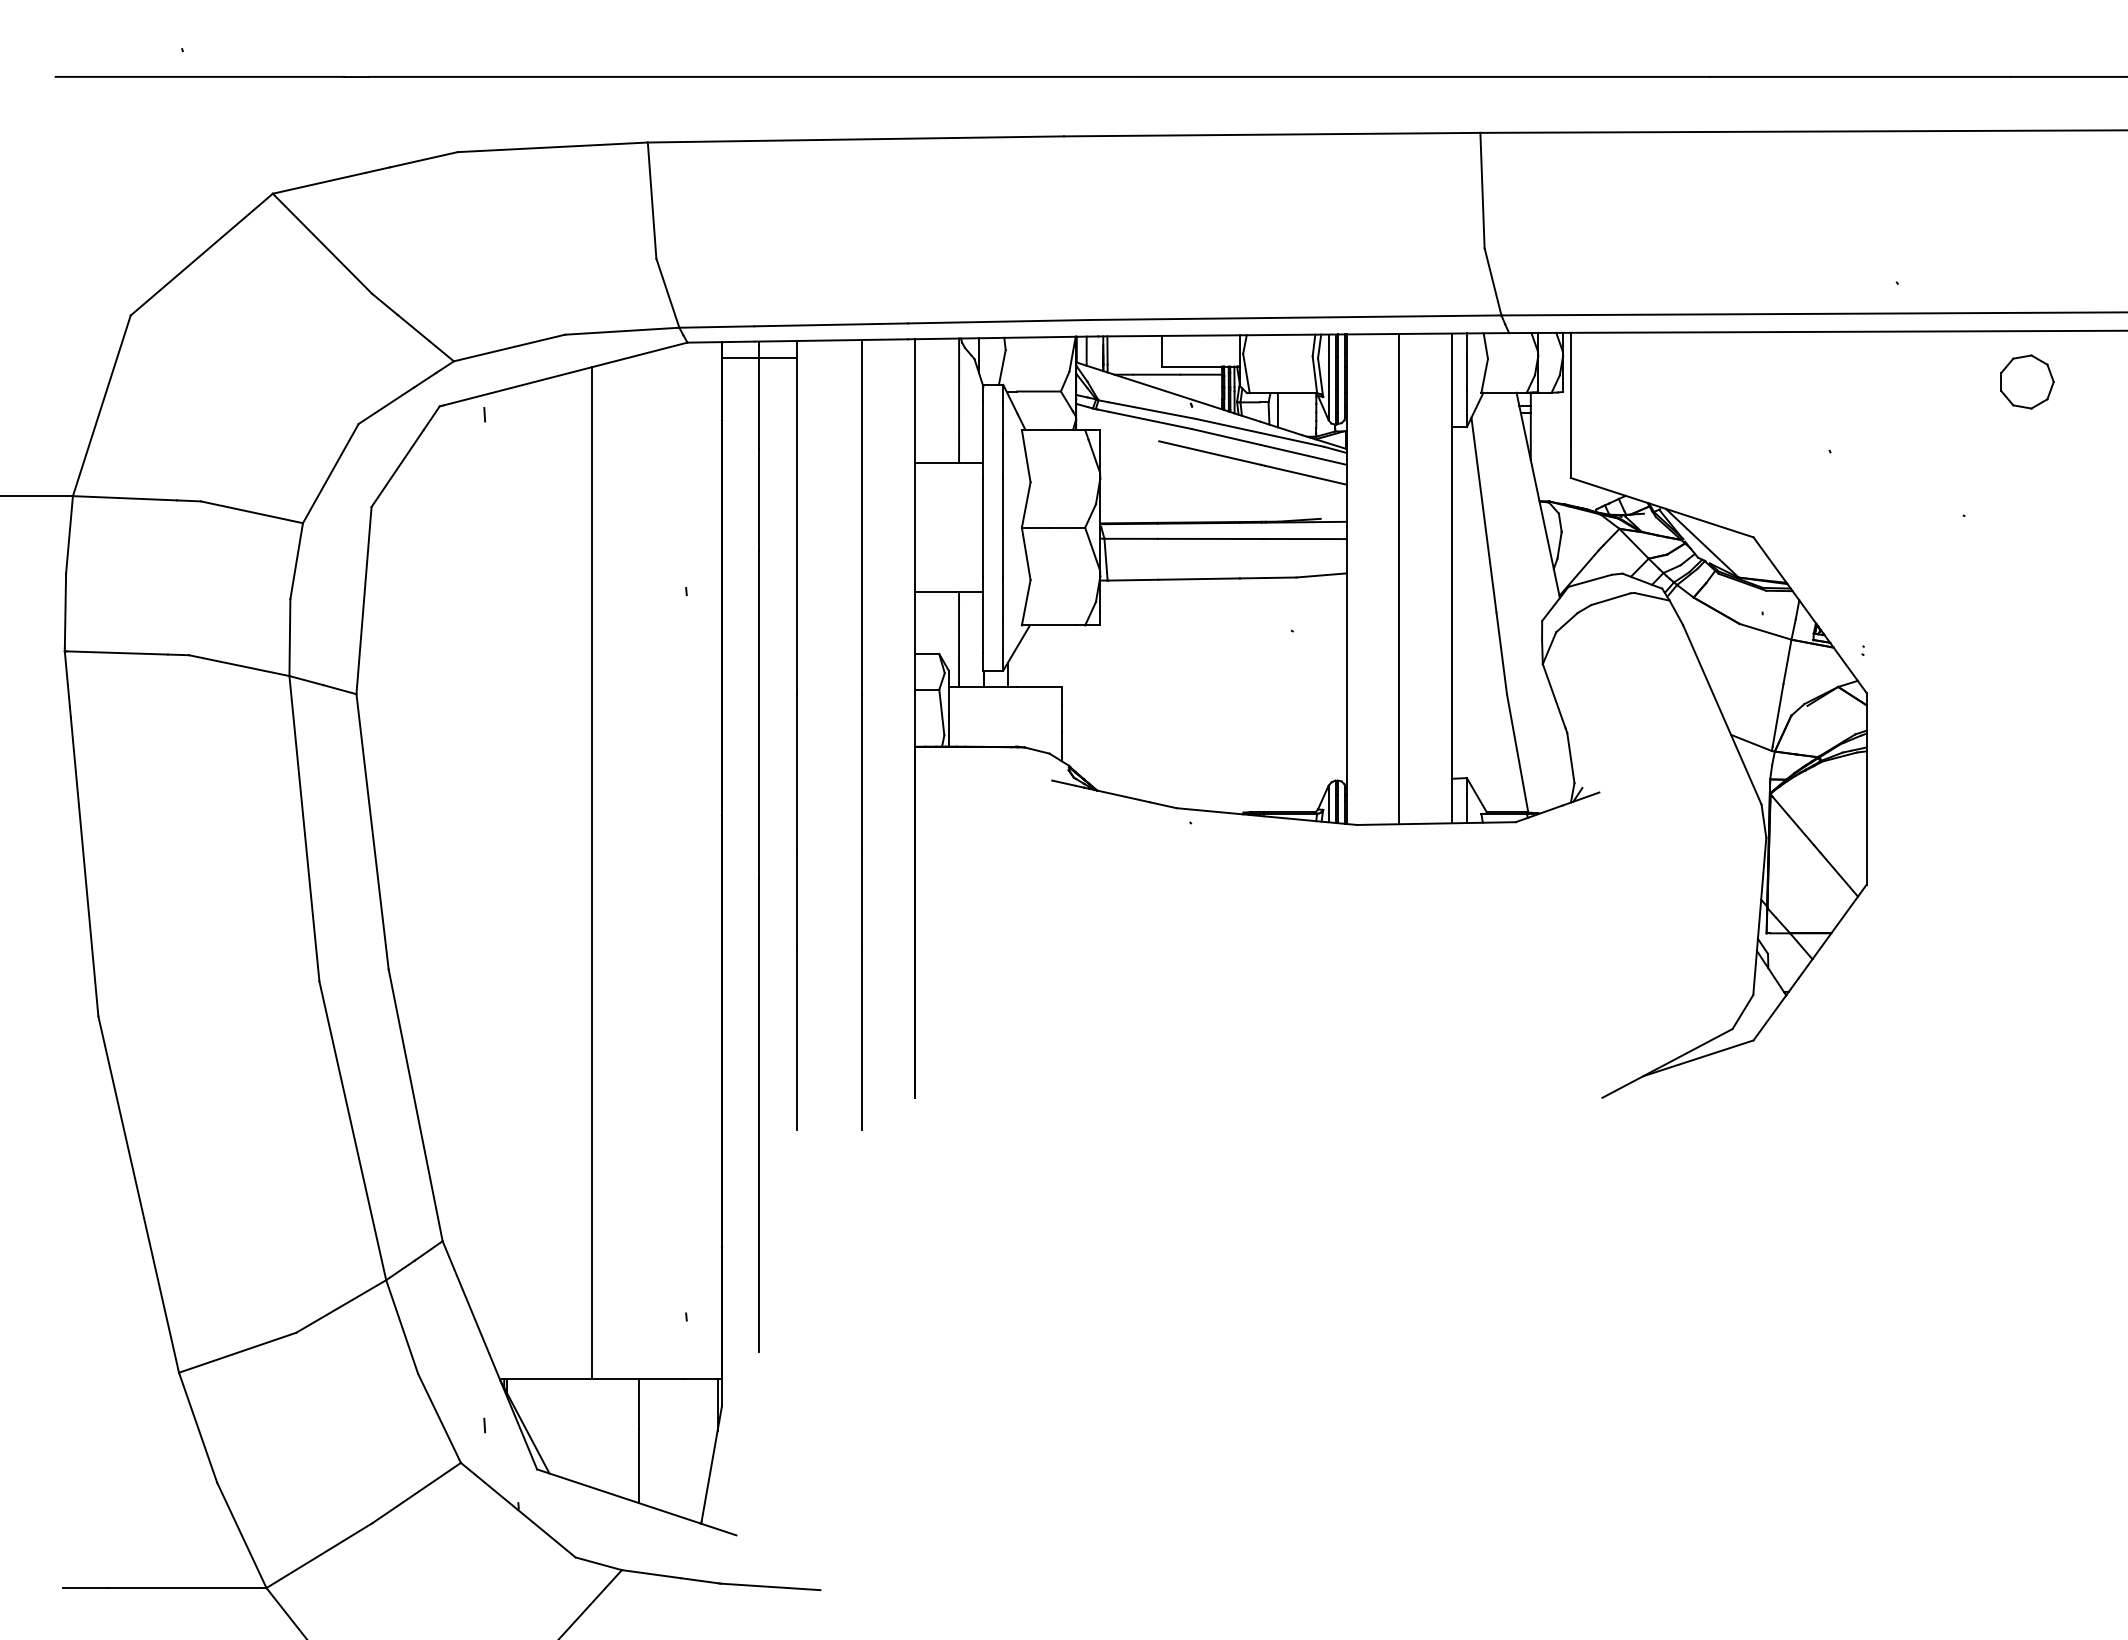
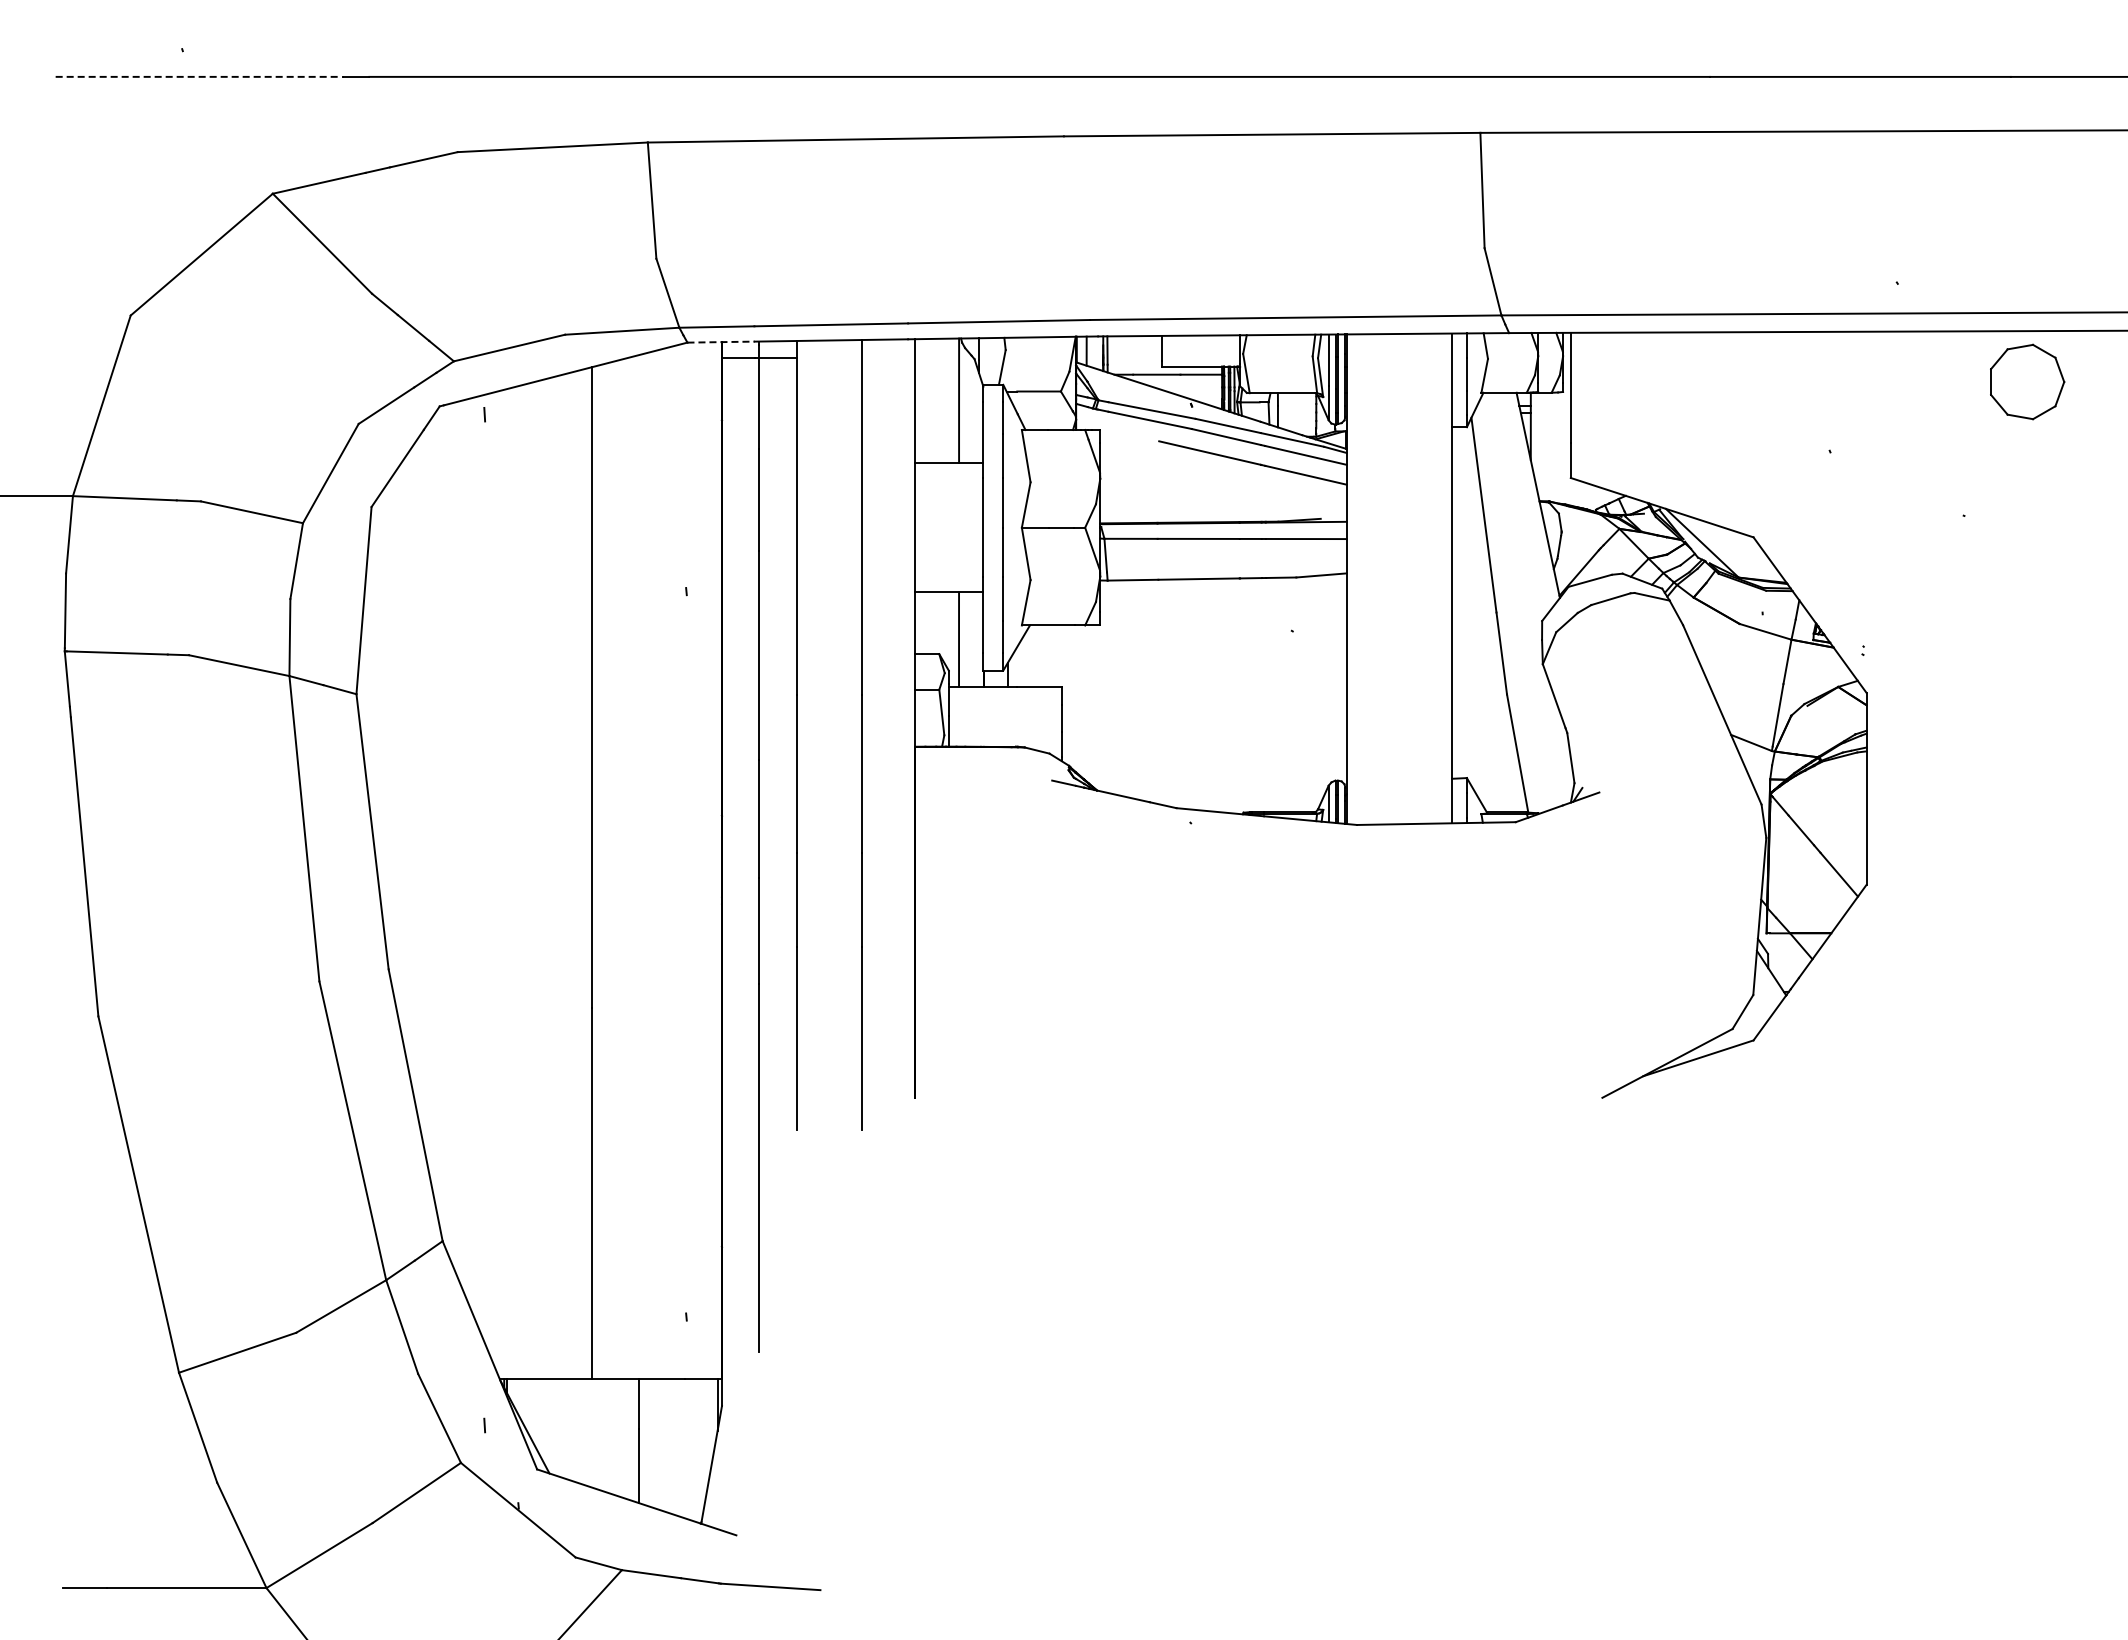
line: solid -> dashed (200, 76)
line: solid -> dashed (721, 342)
part size: 55x56 px -> 76x78 px (2027, 381)
line: present -> none (1399, 578)
